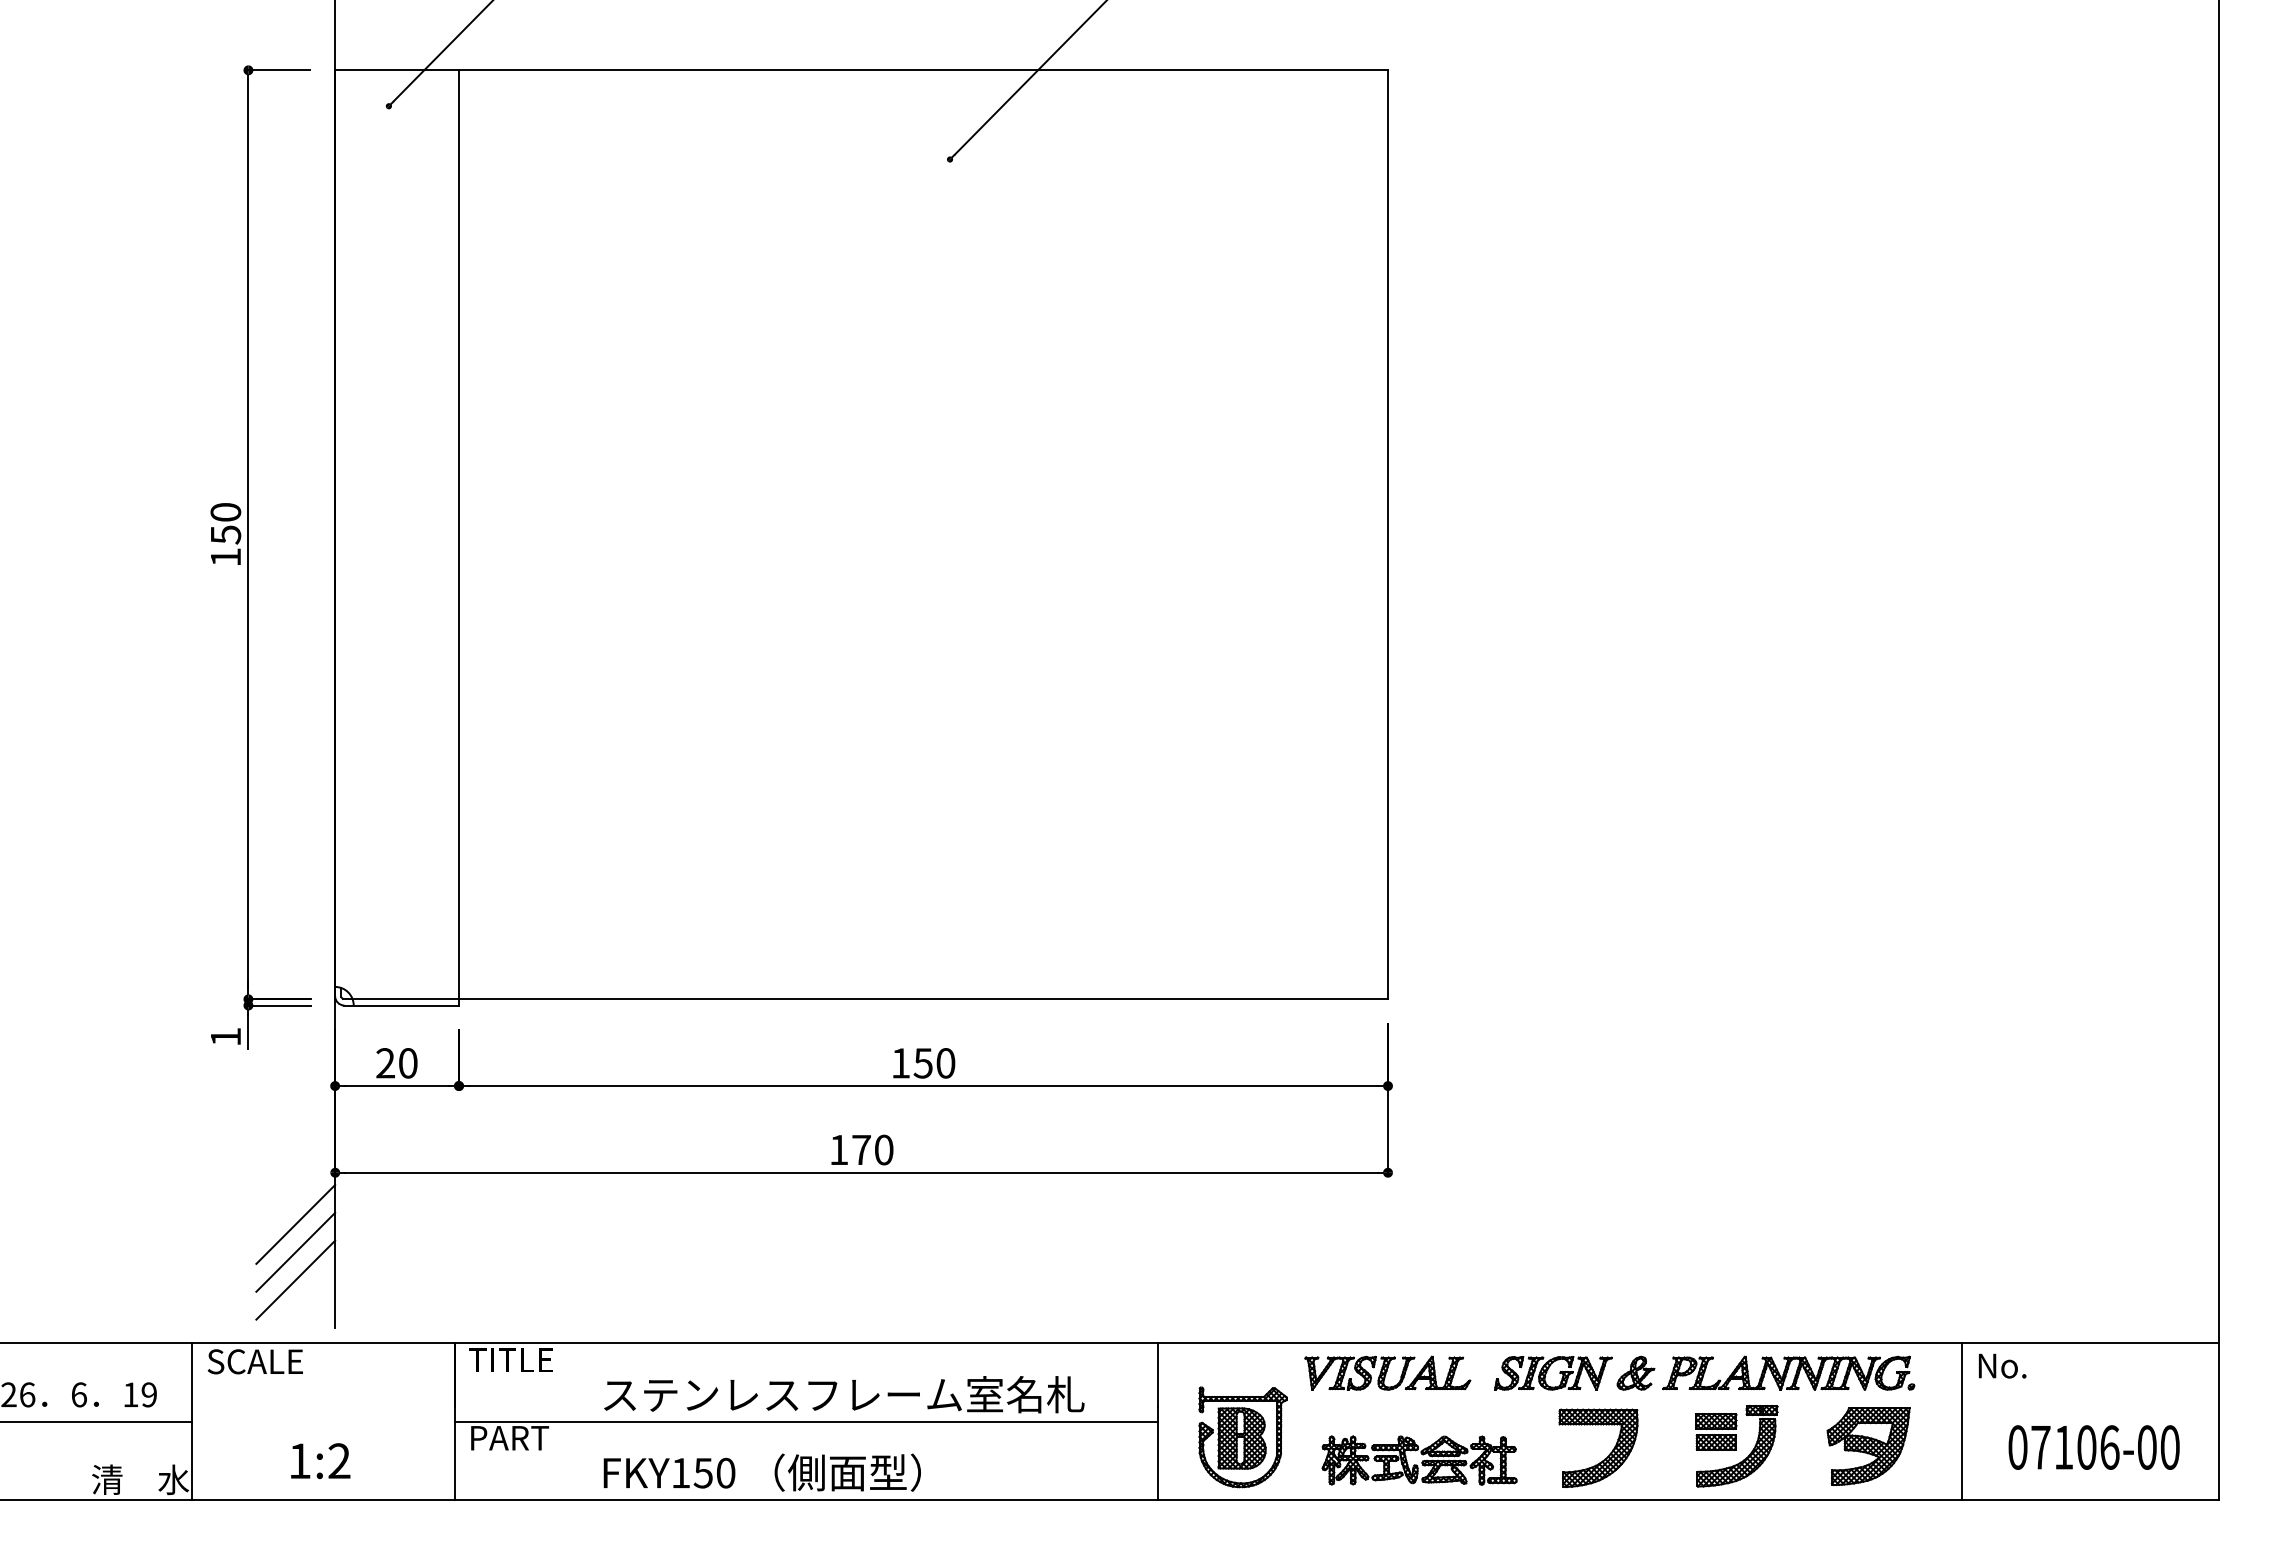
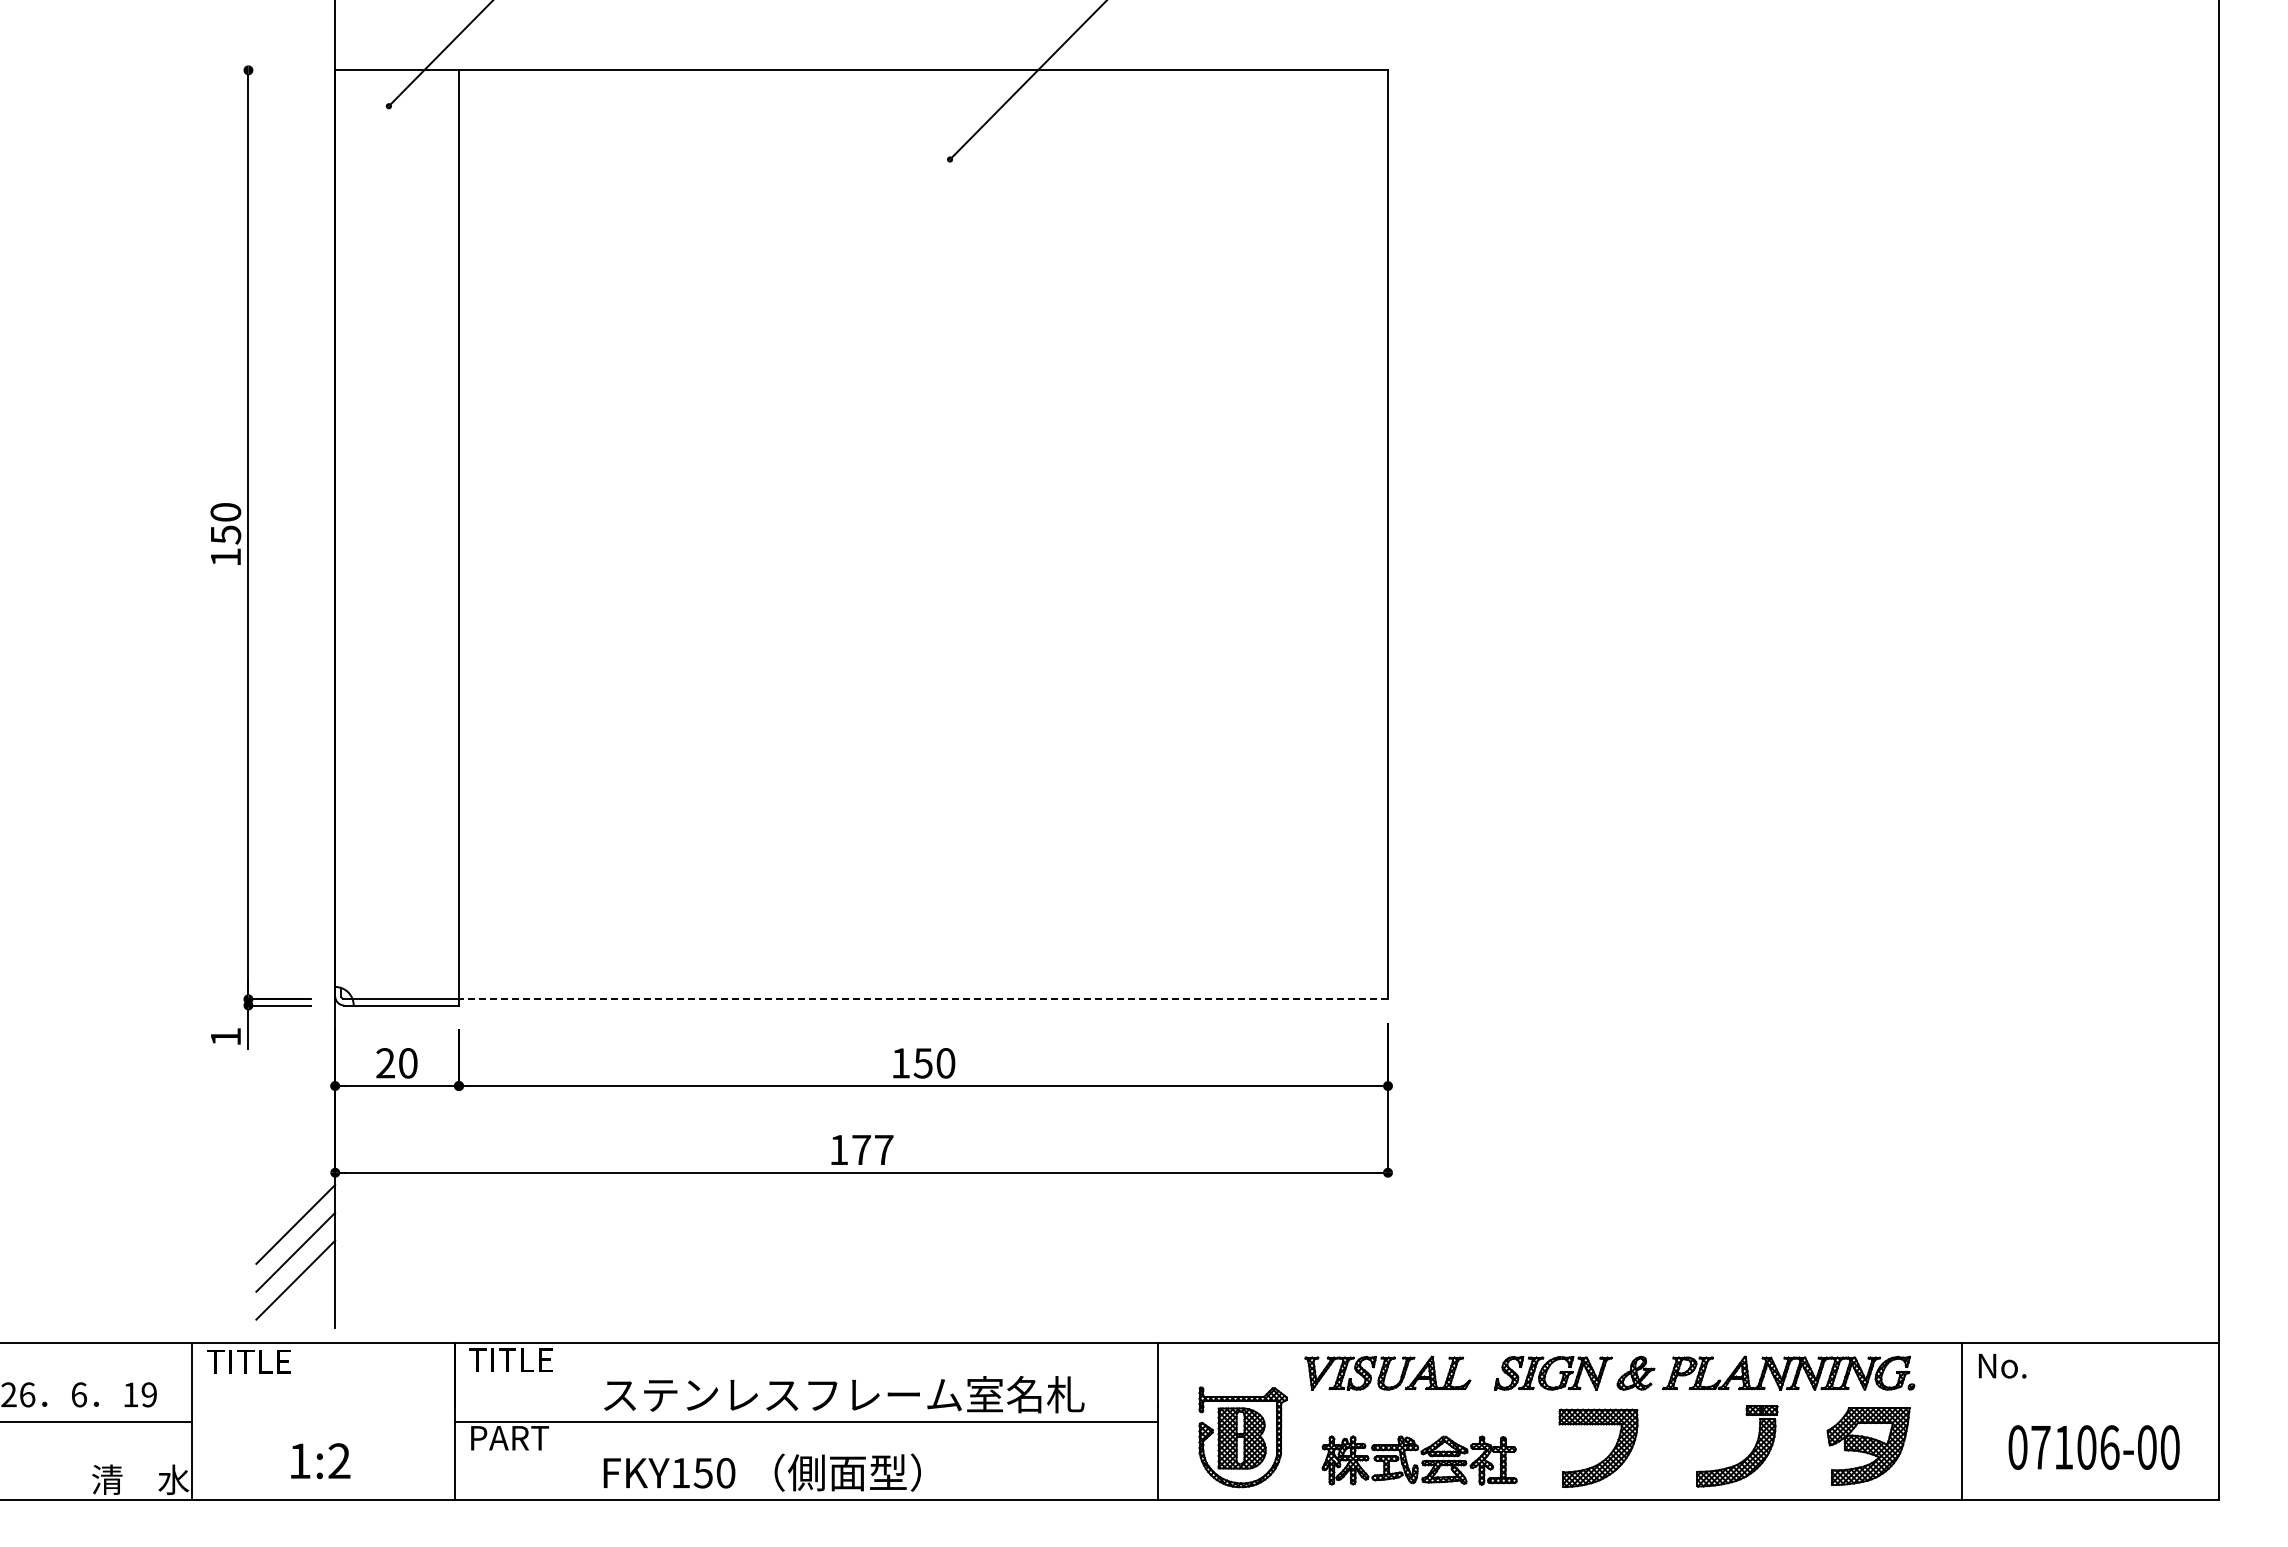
line: present -> none (279, 70)
line: solid -> dashed (923, 999)
text: 170 -> 177 (884, 1149)
text: SCALE -> TITLE (254, 1361)
part: present -> none (1716, 1431)
